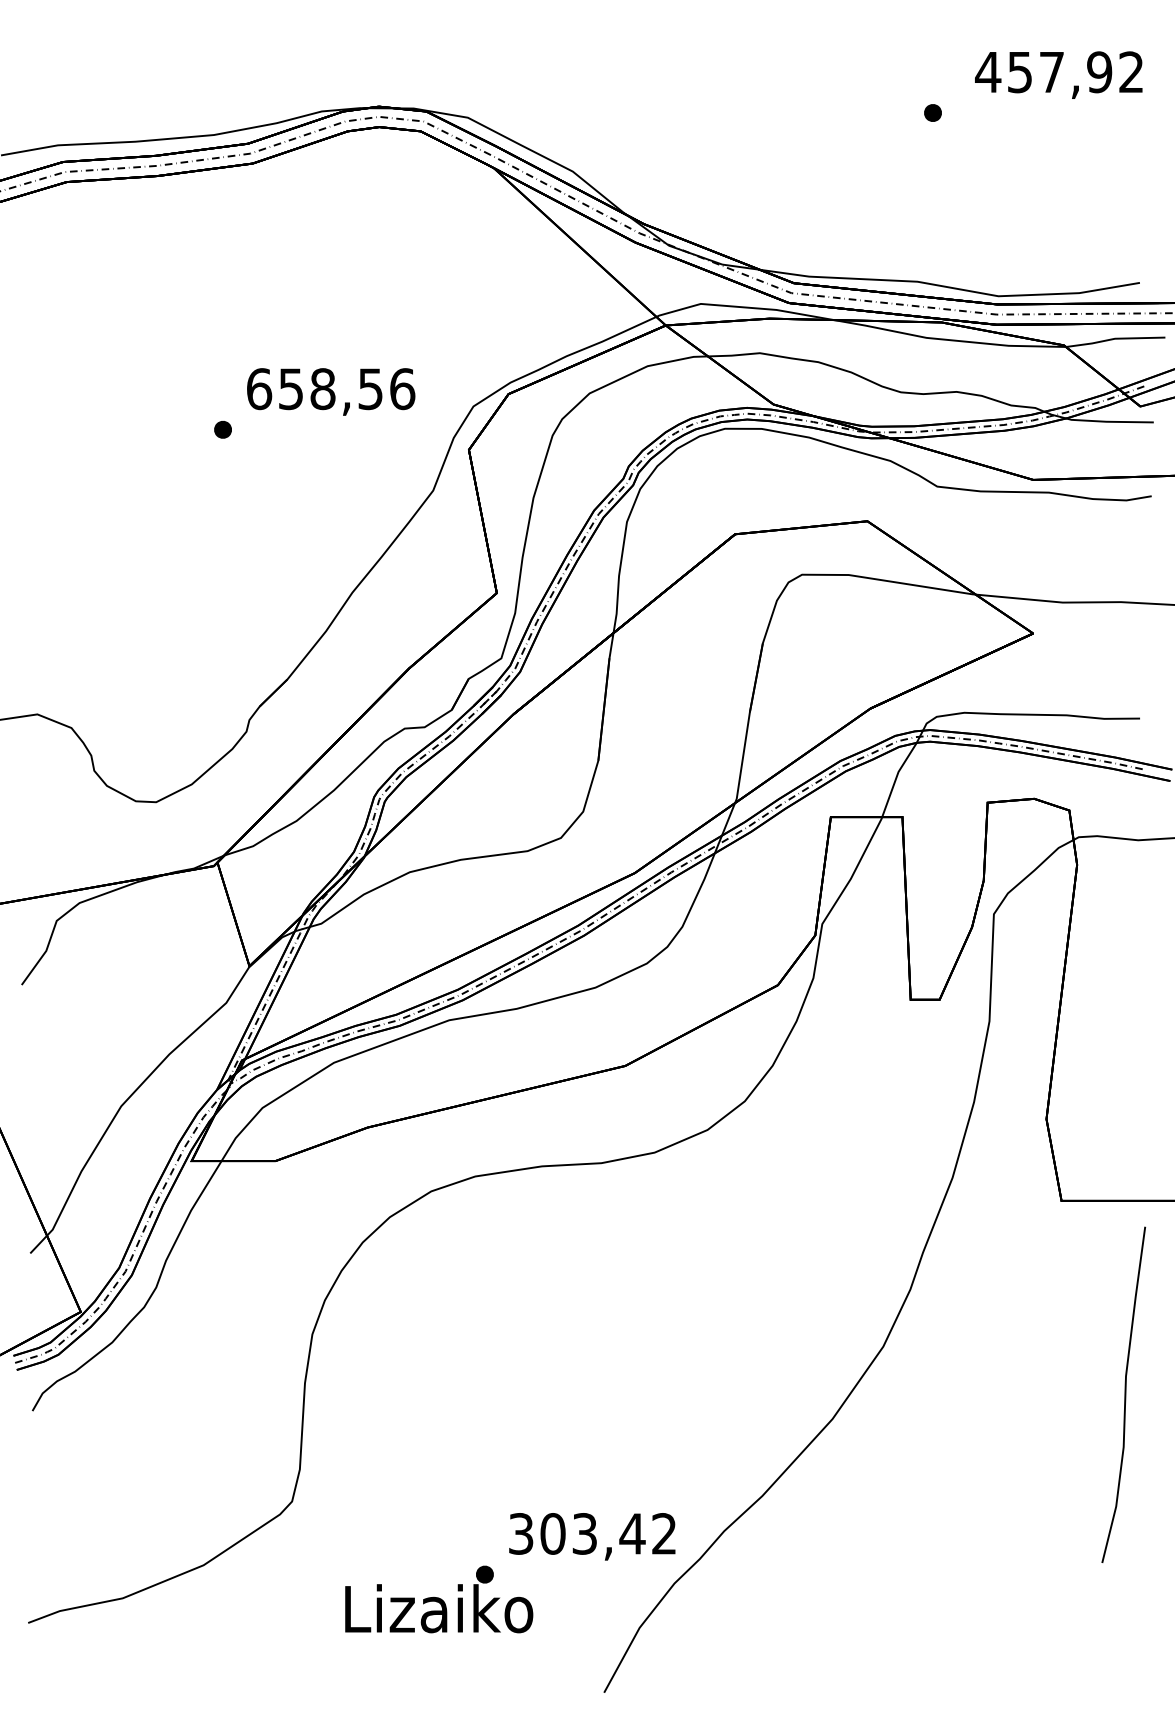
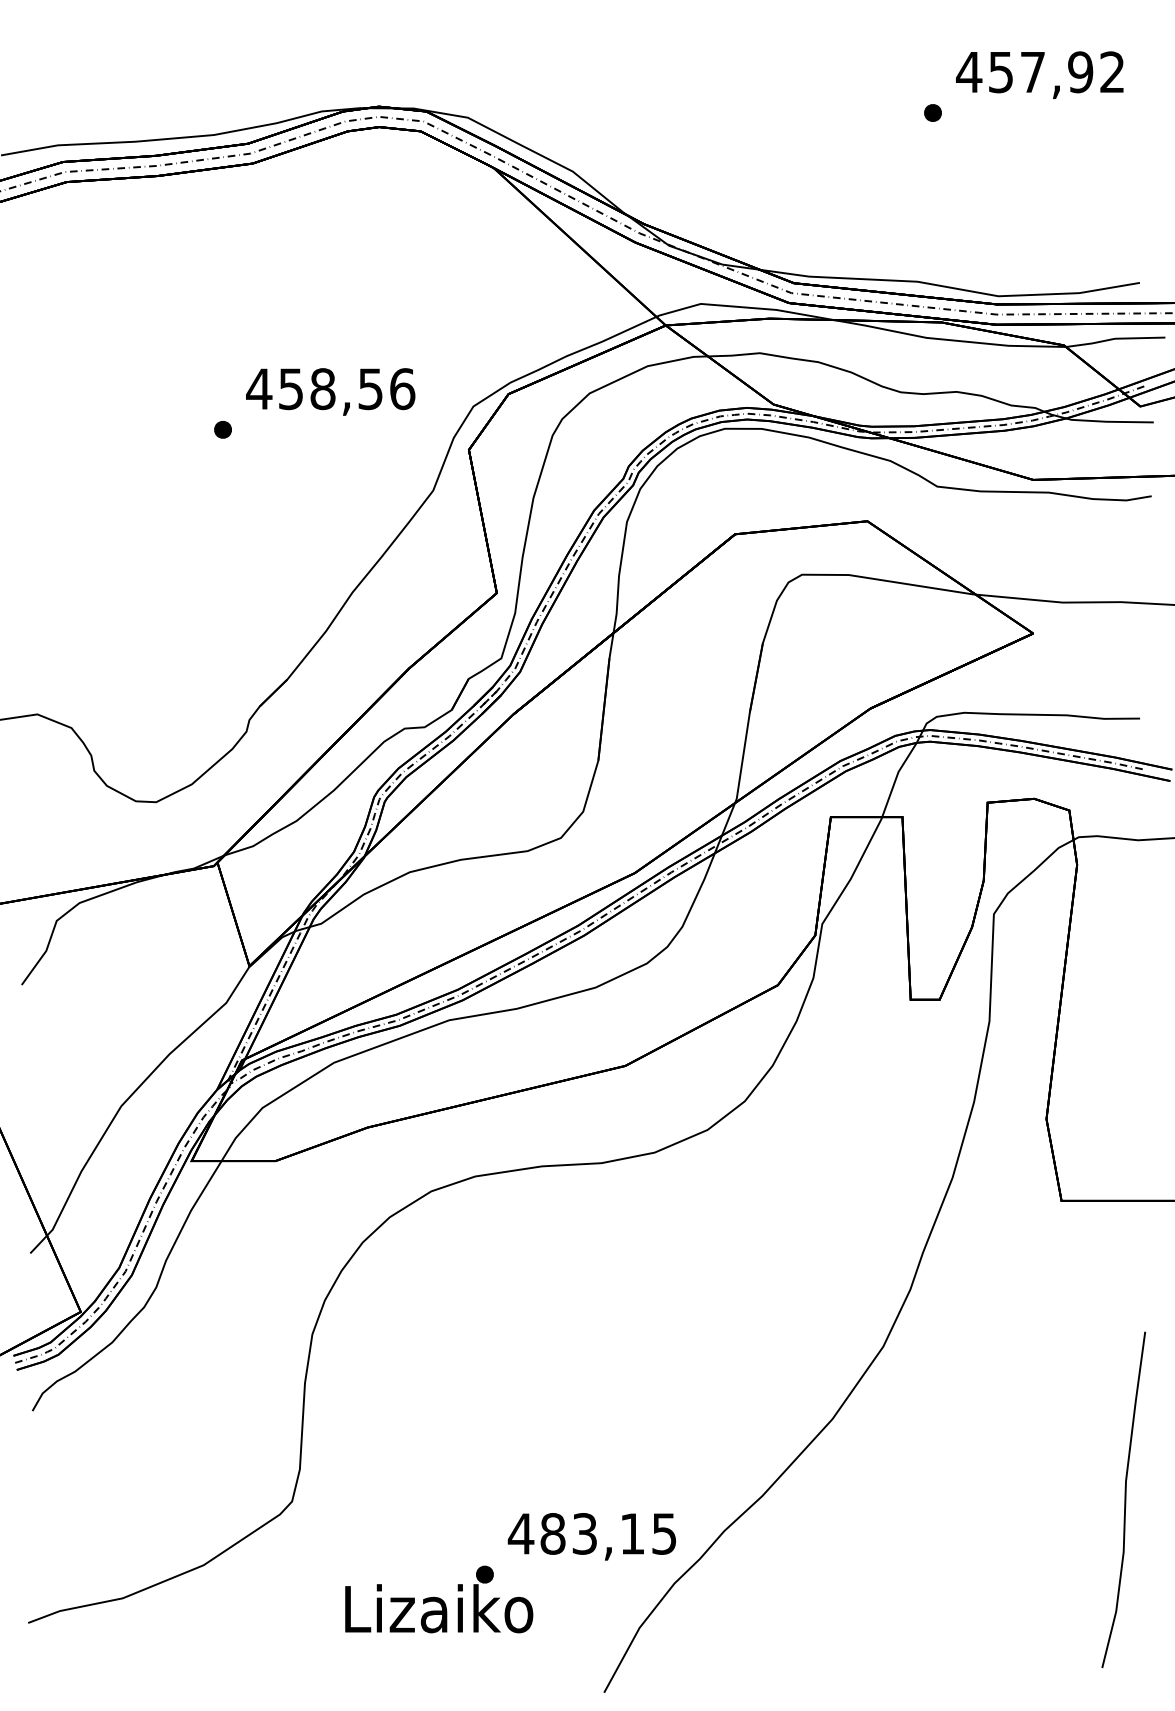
text position: (1058, 74) -> (1039, 74) (1039, 74)
text: 658,56 -> 458,56 (259, 389)
curve position: (1124, 1394) -> (1124, 1499) (1124, 1499)
text: 303,42 -> 483,15 (591, 1533)
